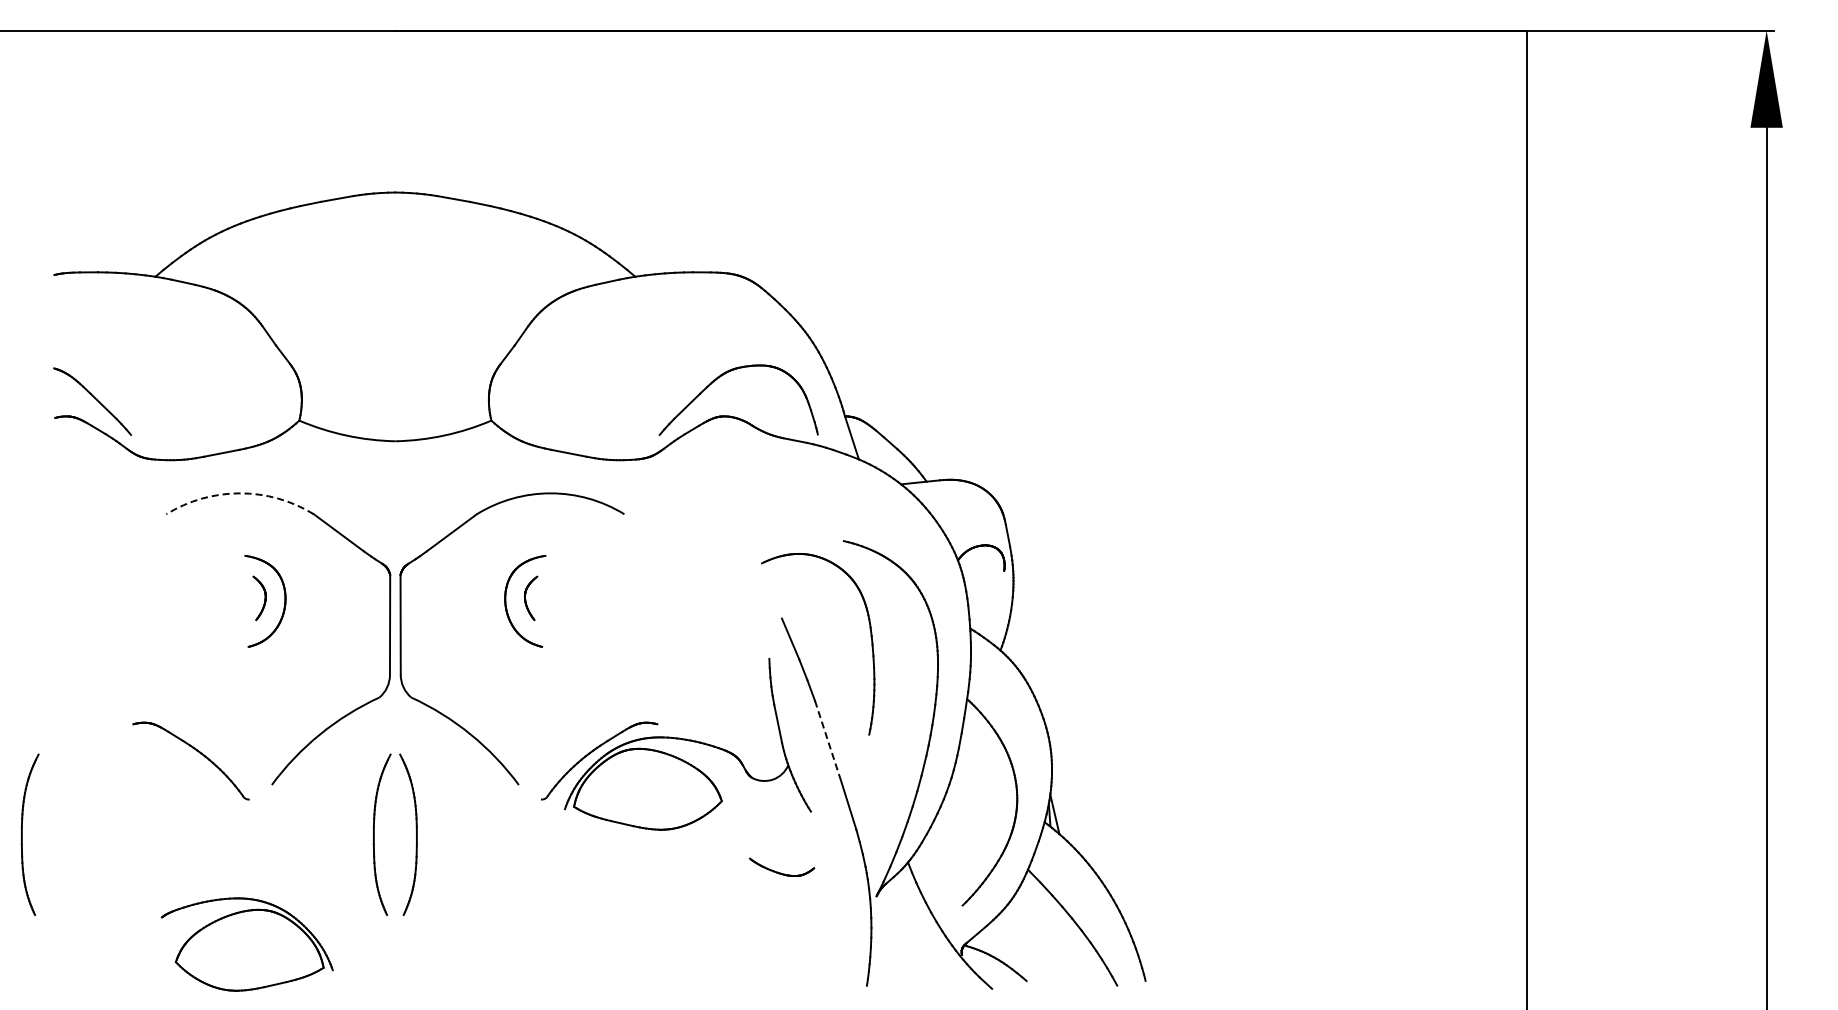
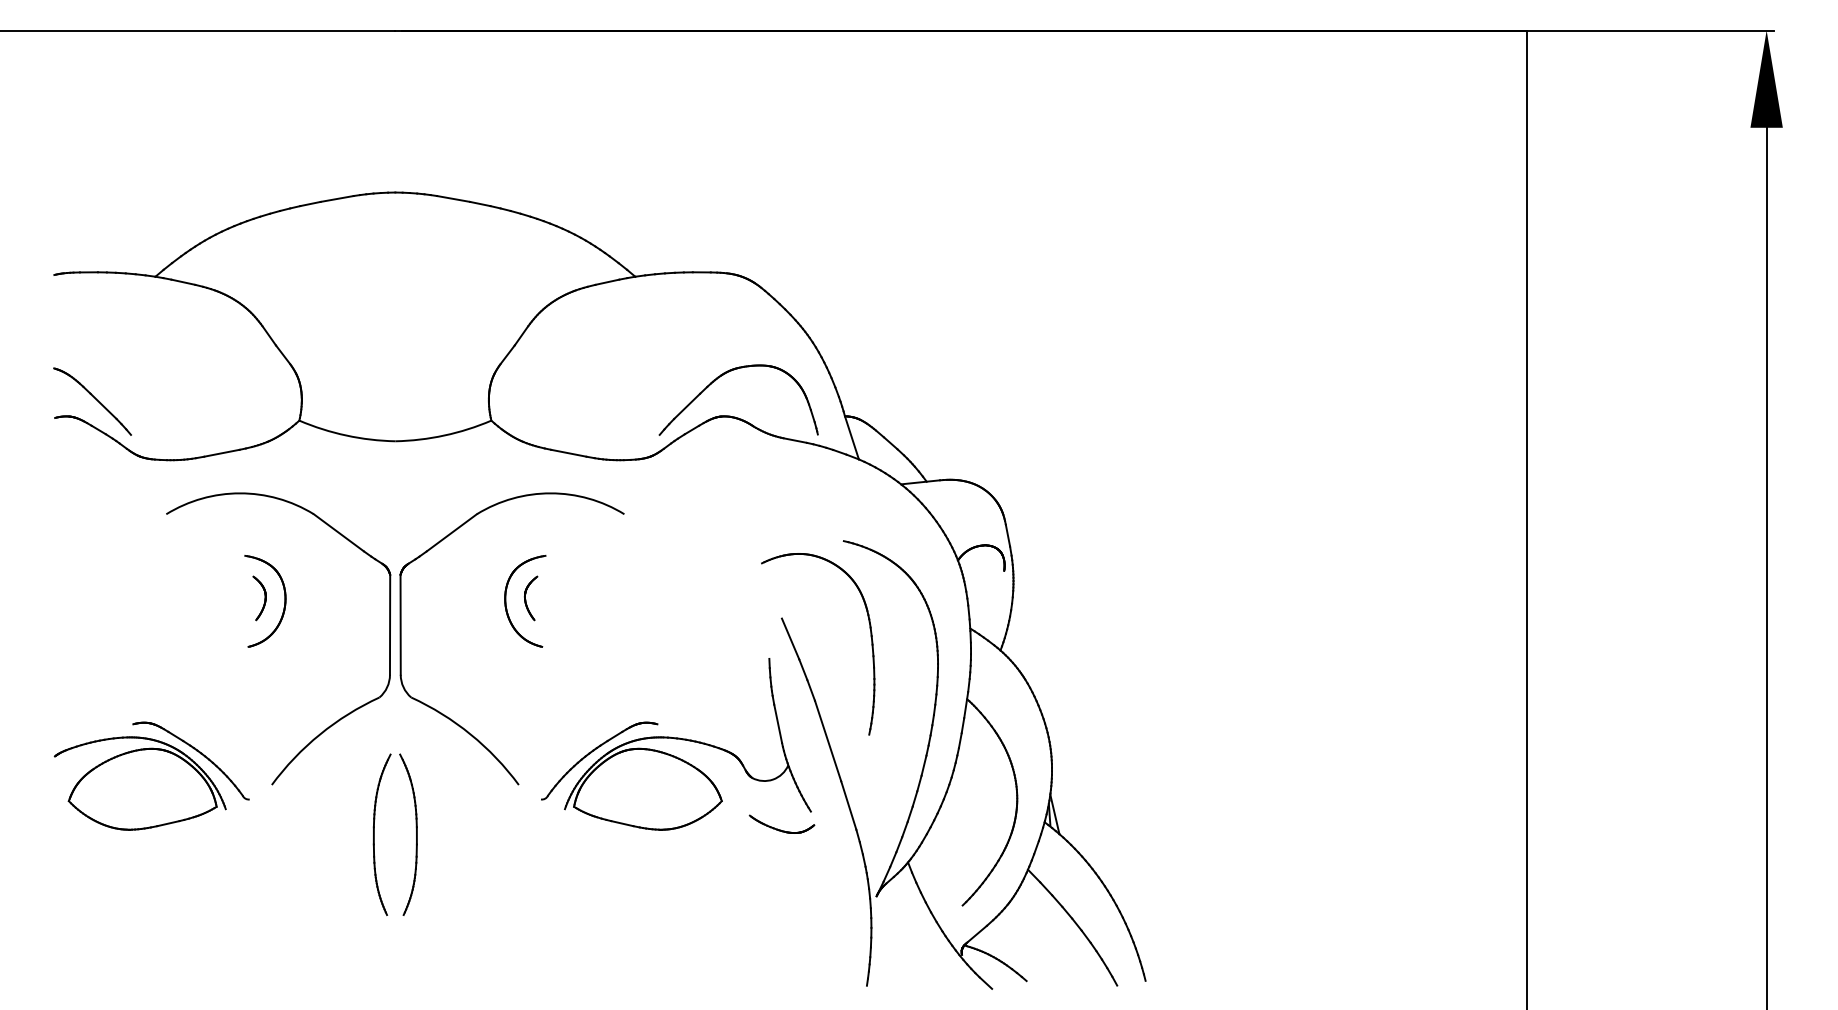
arc: dashed -> solid (240, 493)
line: dashed -> solid (828, 741)
part: present -> none (22, 834)
part position: (780, 872) -> (780, 829) (780, 829)
part position: (246, 944) -> (139, 783) (139, 783)
